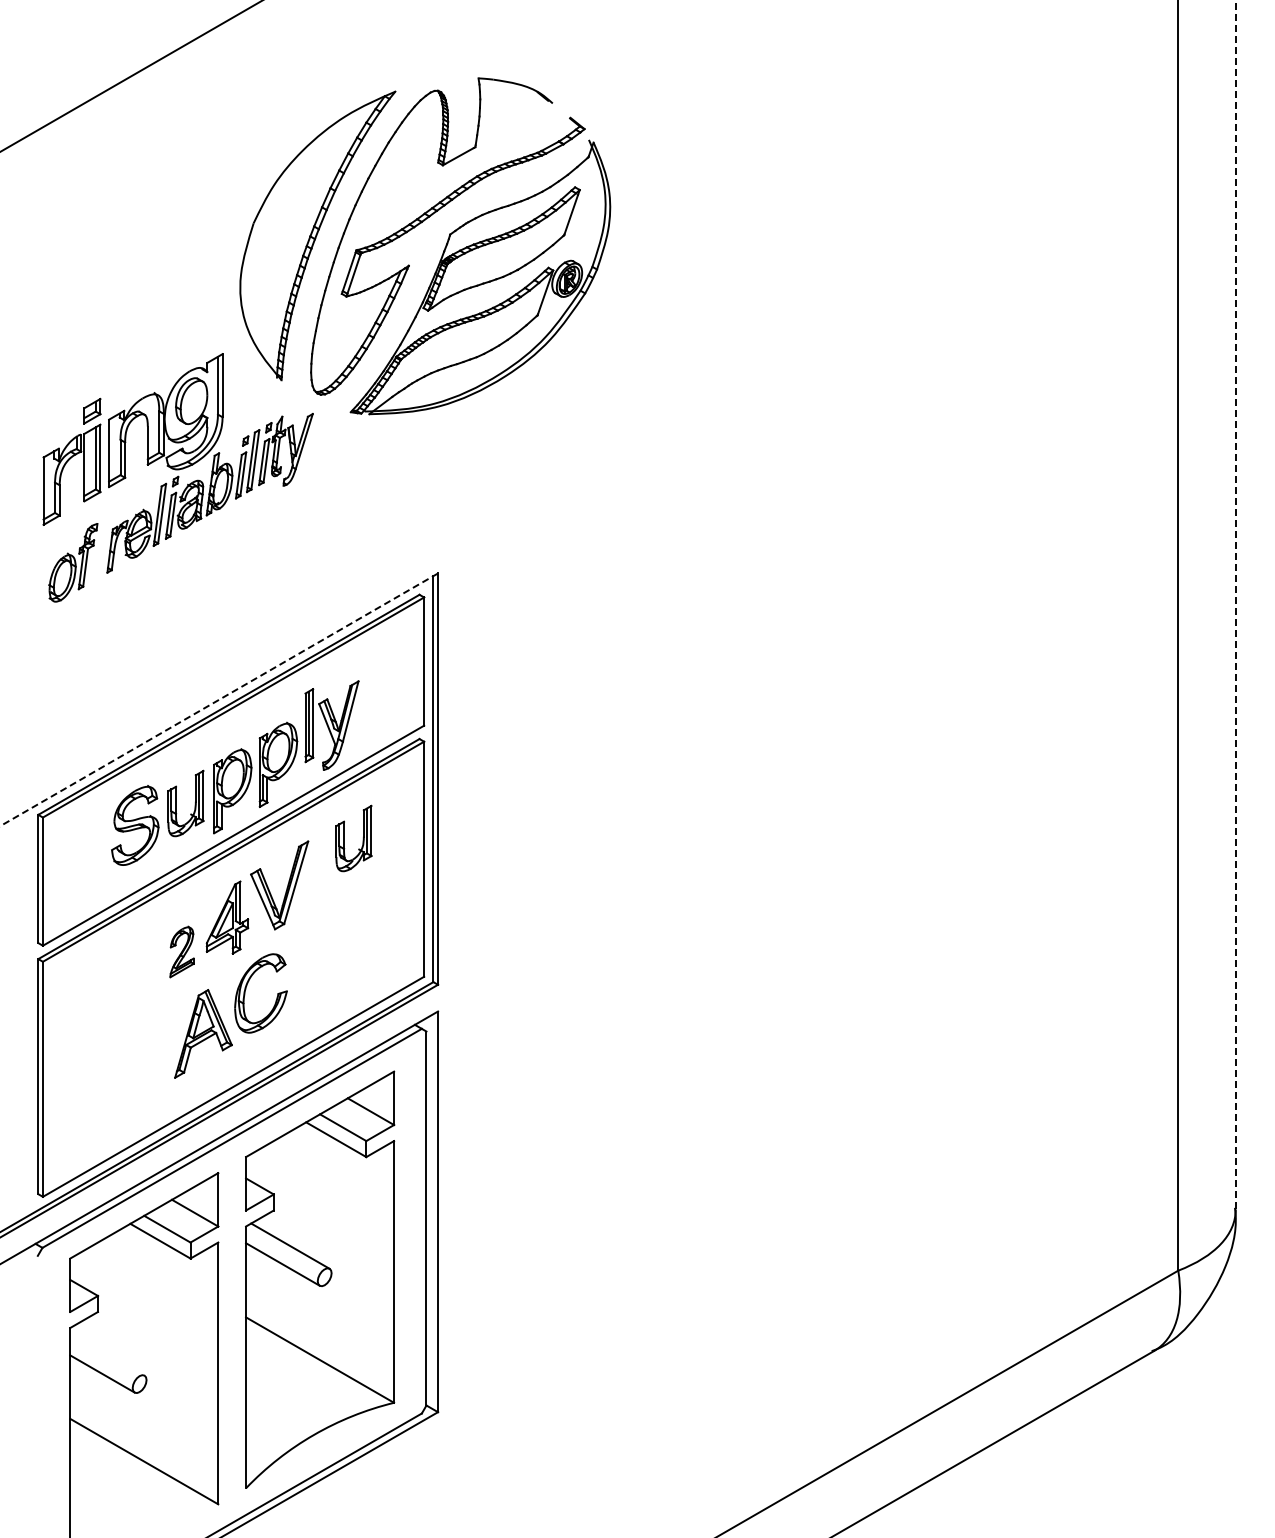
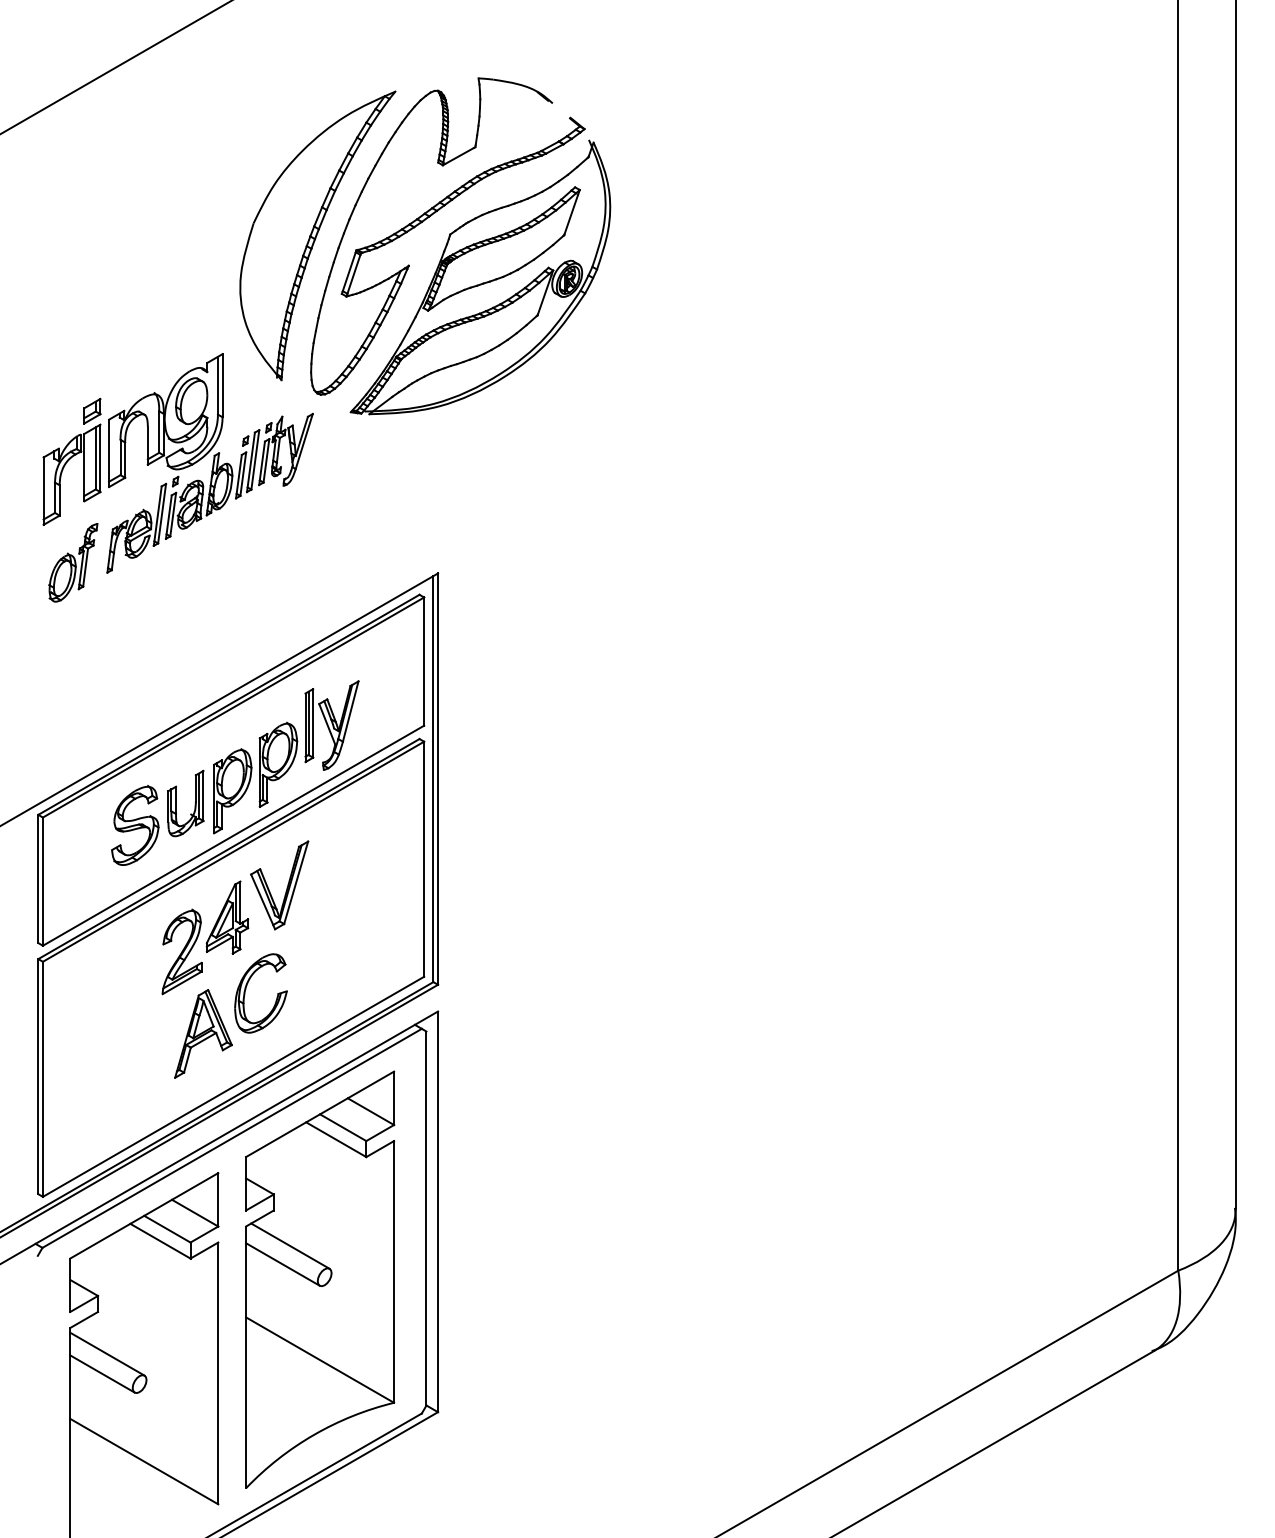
line position: (130, 76) -> (115, 67) (115, 67)
line: dashed -> solid (1235, 604)
line: dashed -> solid (219, 699)
part: present -> none (344, 838)
part size: 26x54 px -> 42x88 px (181, 951)
line: none -> present (107, 1353)
